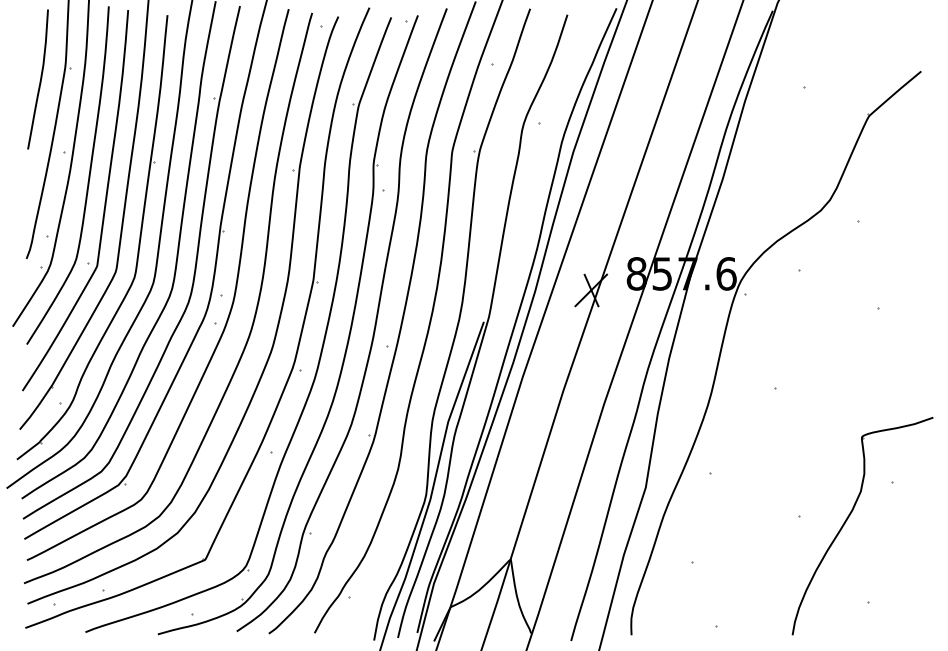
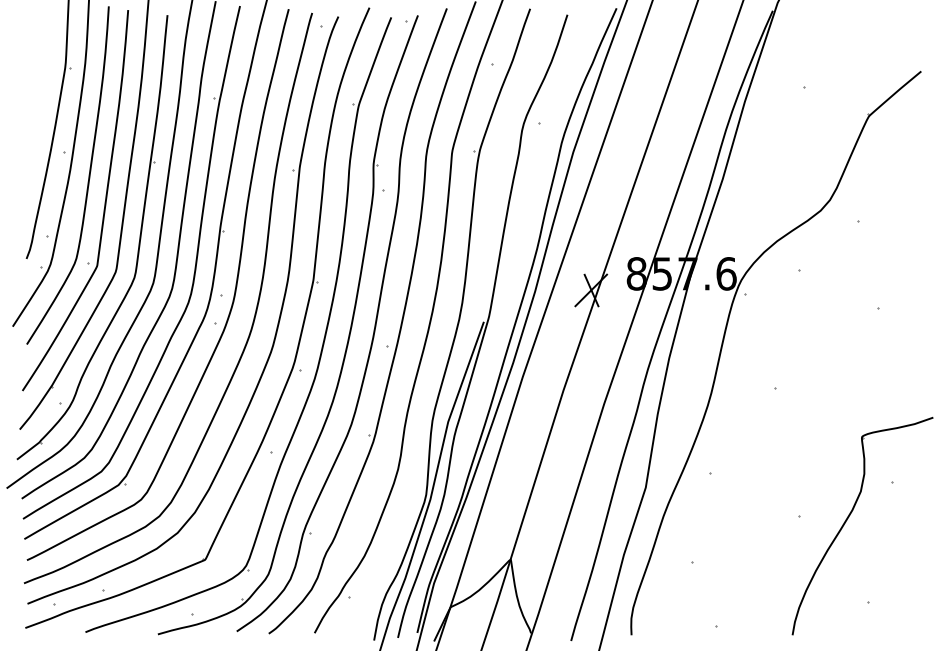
curve: present -> none (39, 81)
